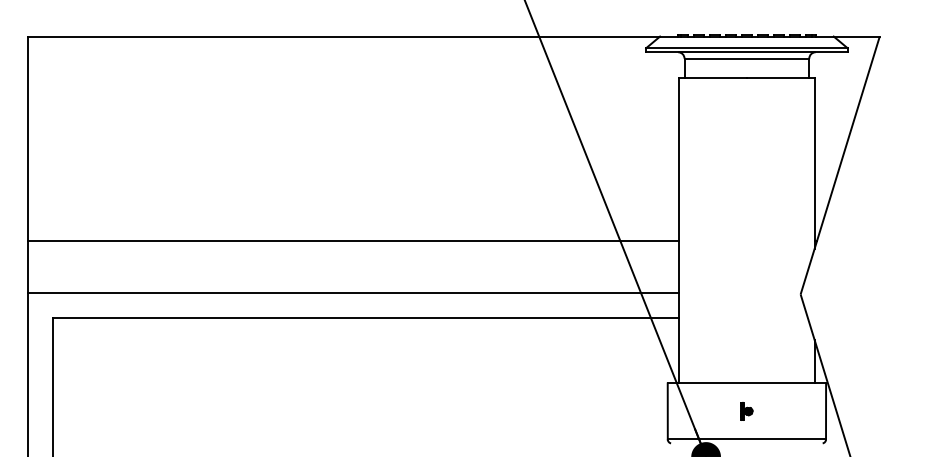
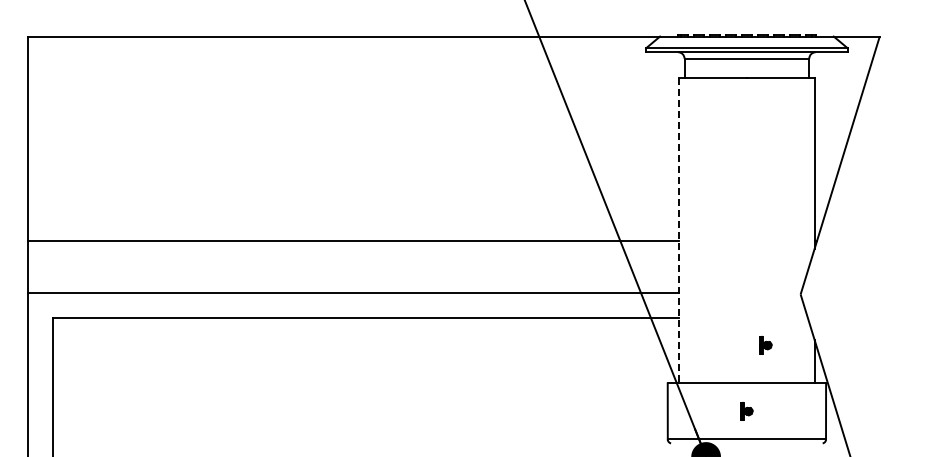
line: solid -> dashed (679, 230)
part: none -> present (765, 345)
